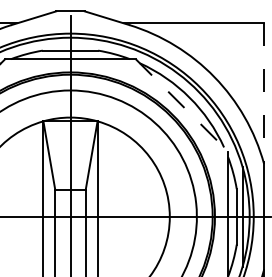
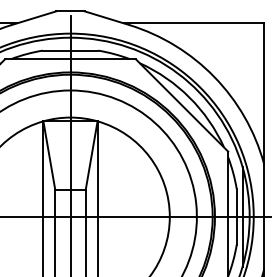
line: dashed -> solid (264, 94)
line: dashed -> solid (182, 105)
